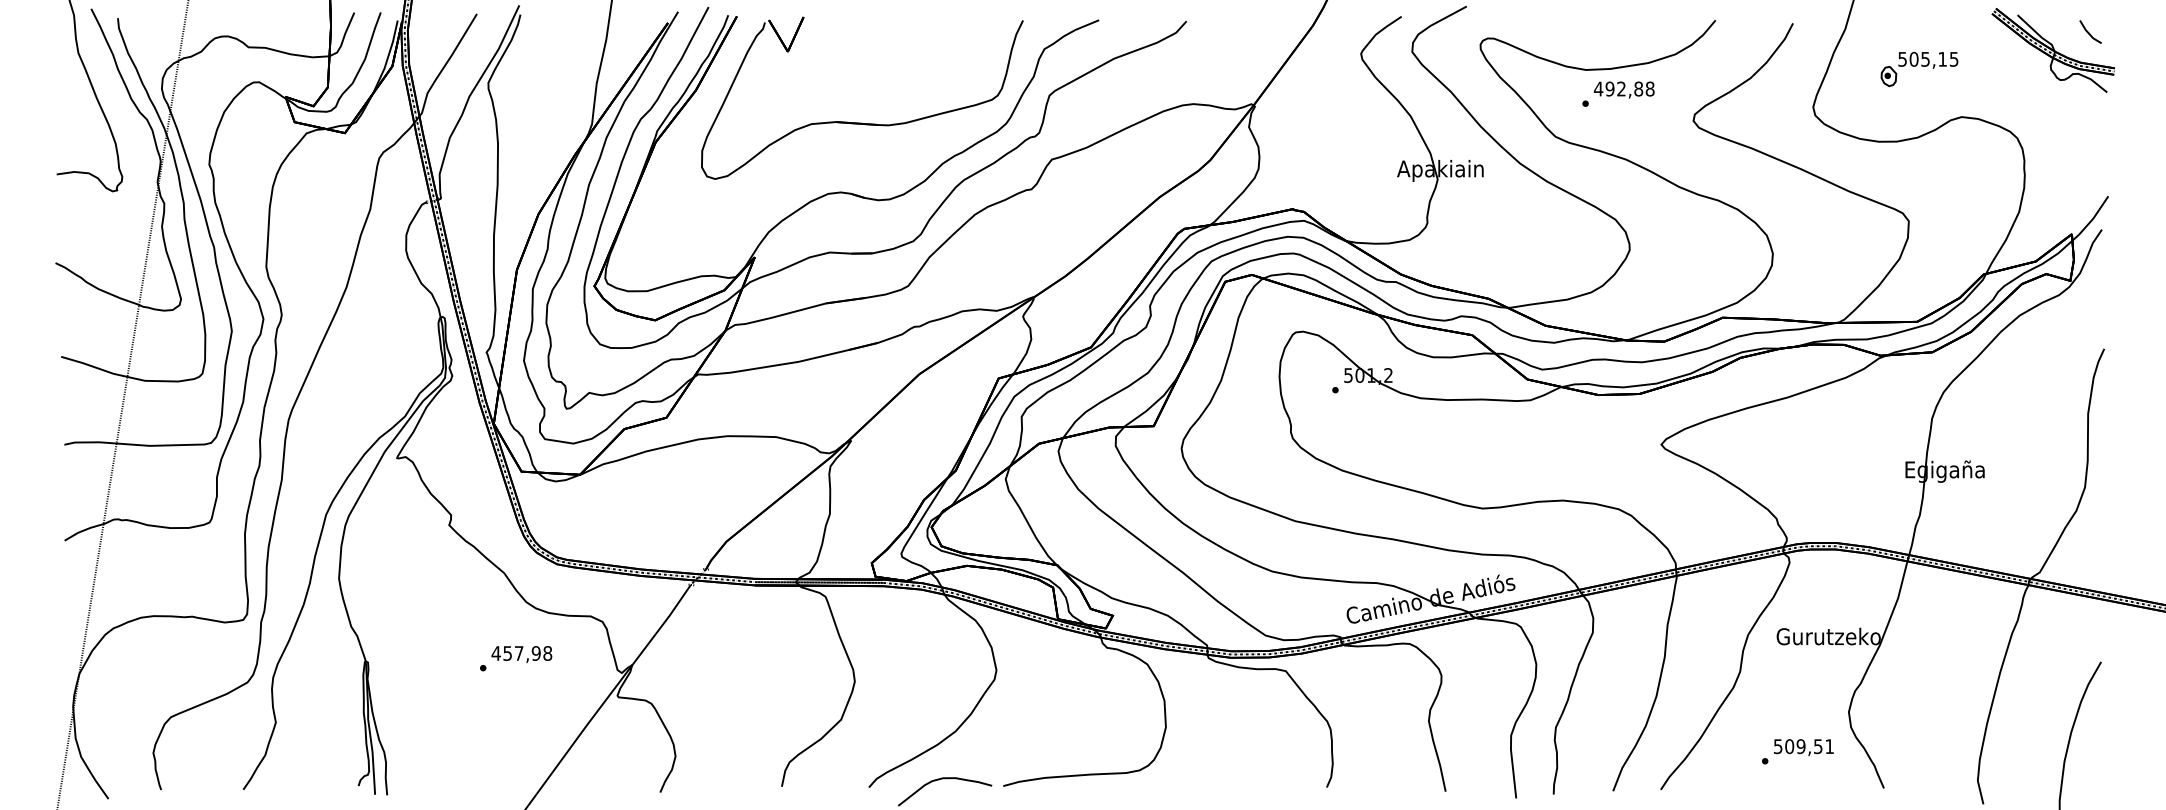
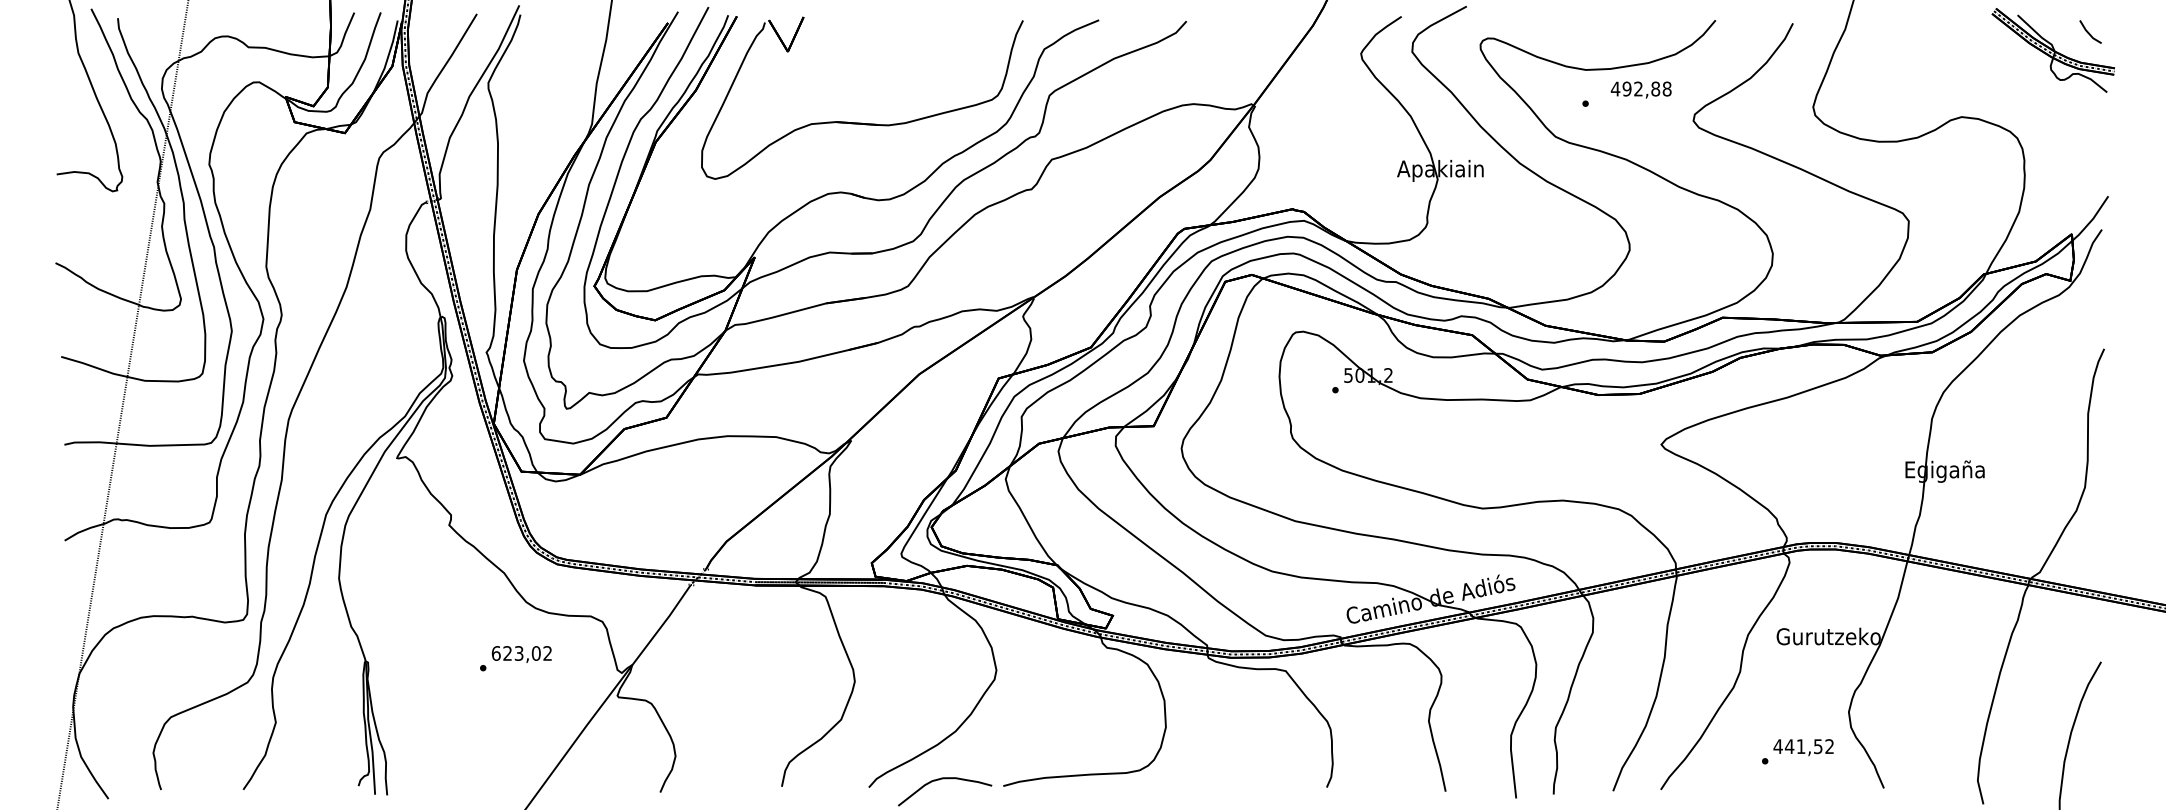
part: present -> none (1919, 69)
text position: (1623, 89) -> (1640, 89) (1640, 89)
text: 457,98 -> 623,02 (521, 653)
text: 509,51 -> 441,52 (1803, 746)
